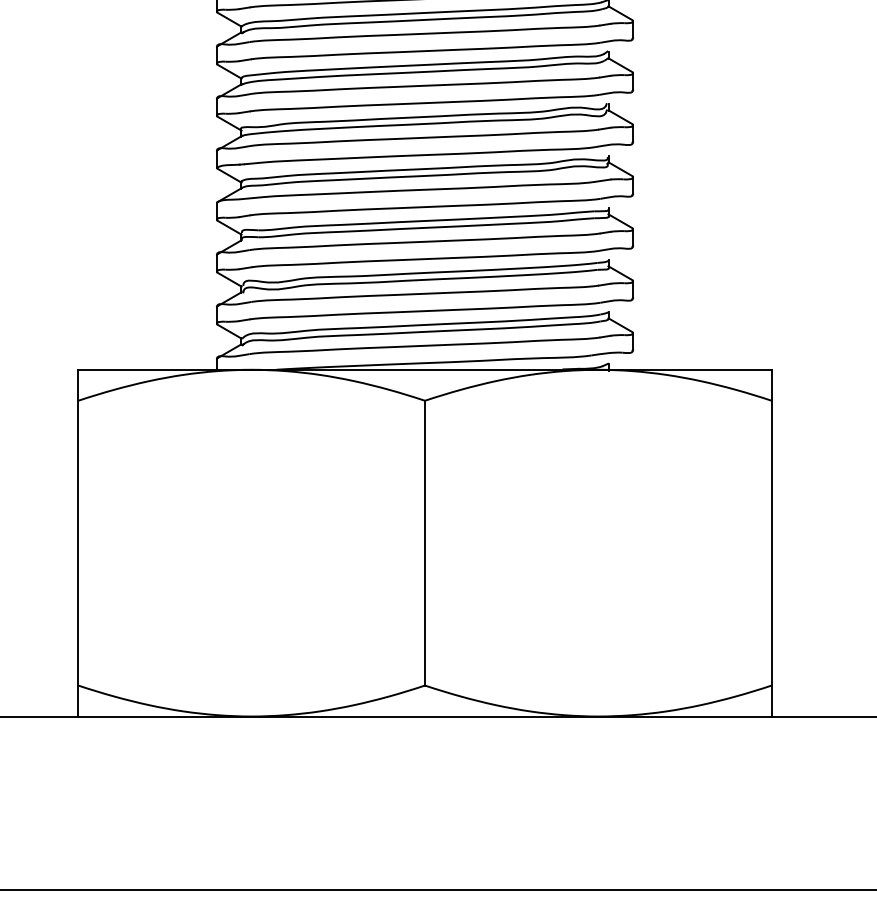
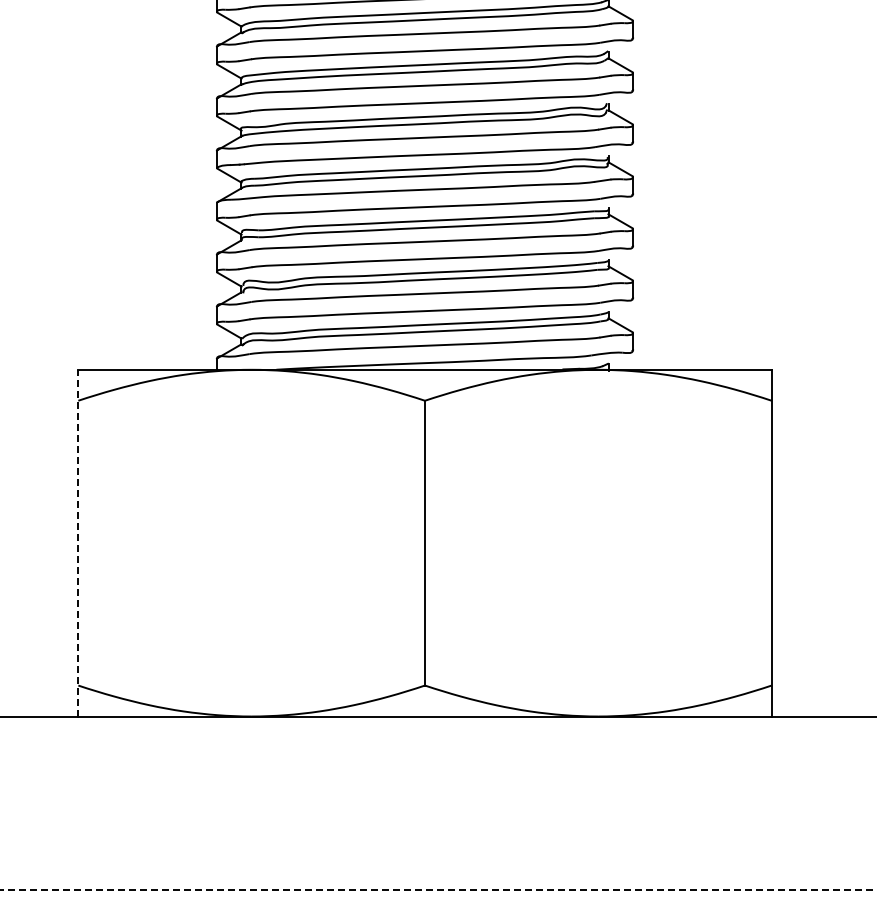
line: solid -> dashed (78, 542)
line: solid -> dashed (438, 889)
